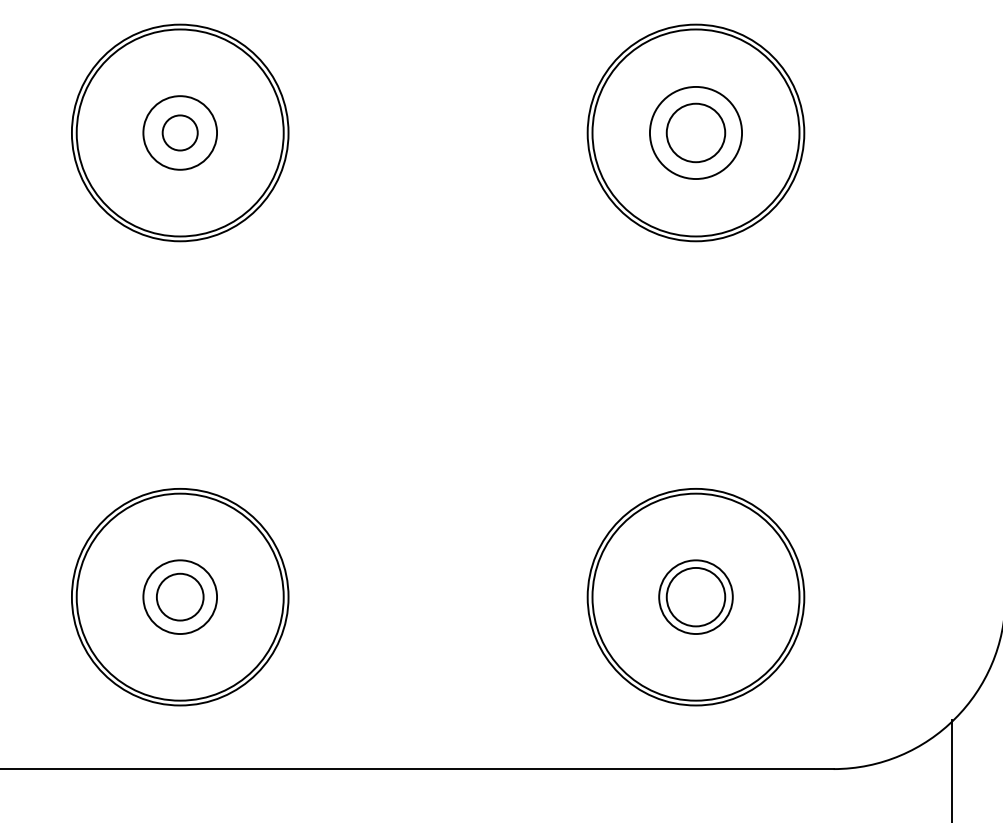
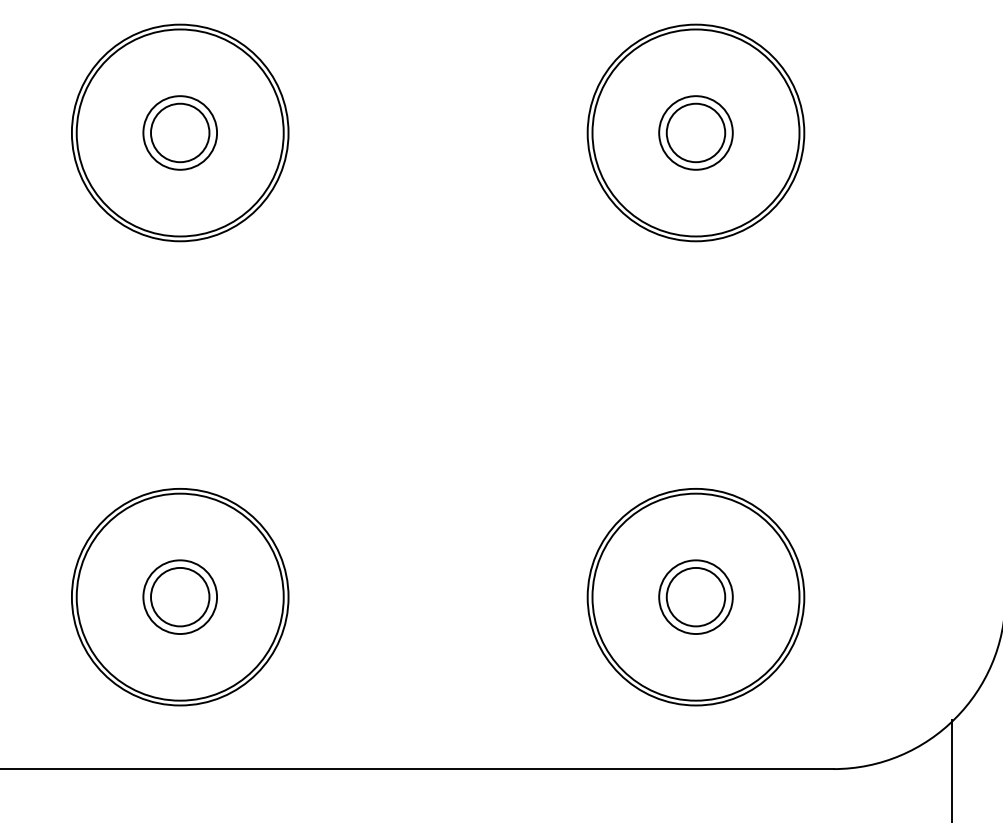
circle diameter: 35 px -> 58 px (180, 132)
circle diameter: 92 px -> 74 px (695, 132)
circle diameter: 47 px -> 58 px (180, 596)
